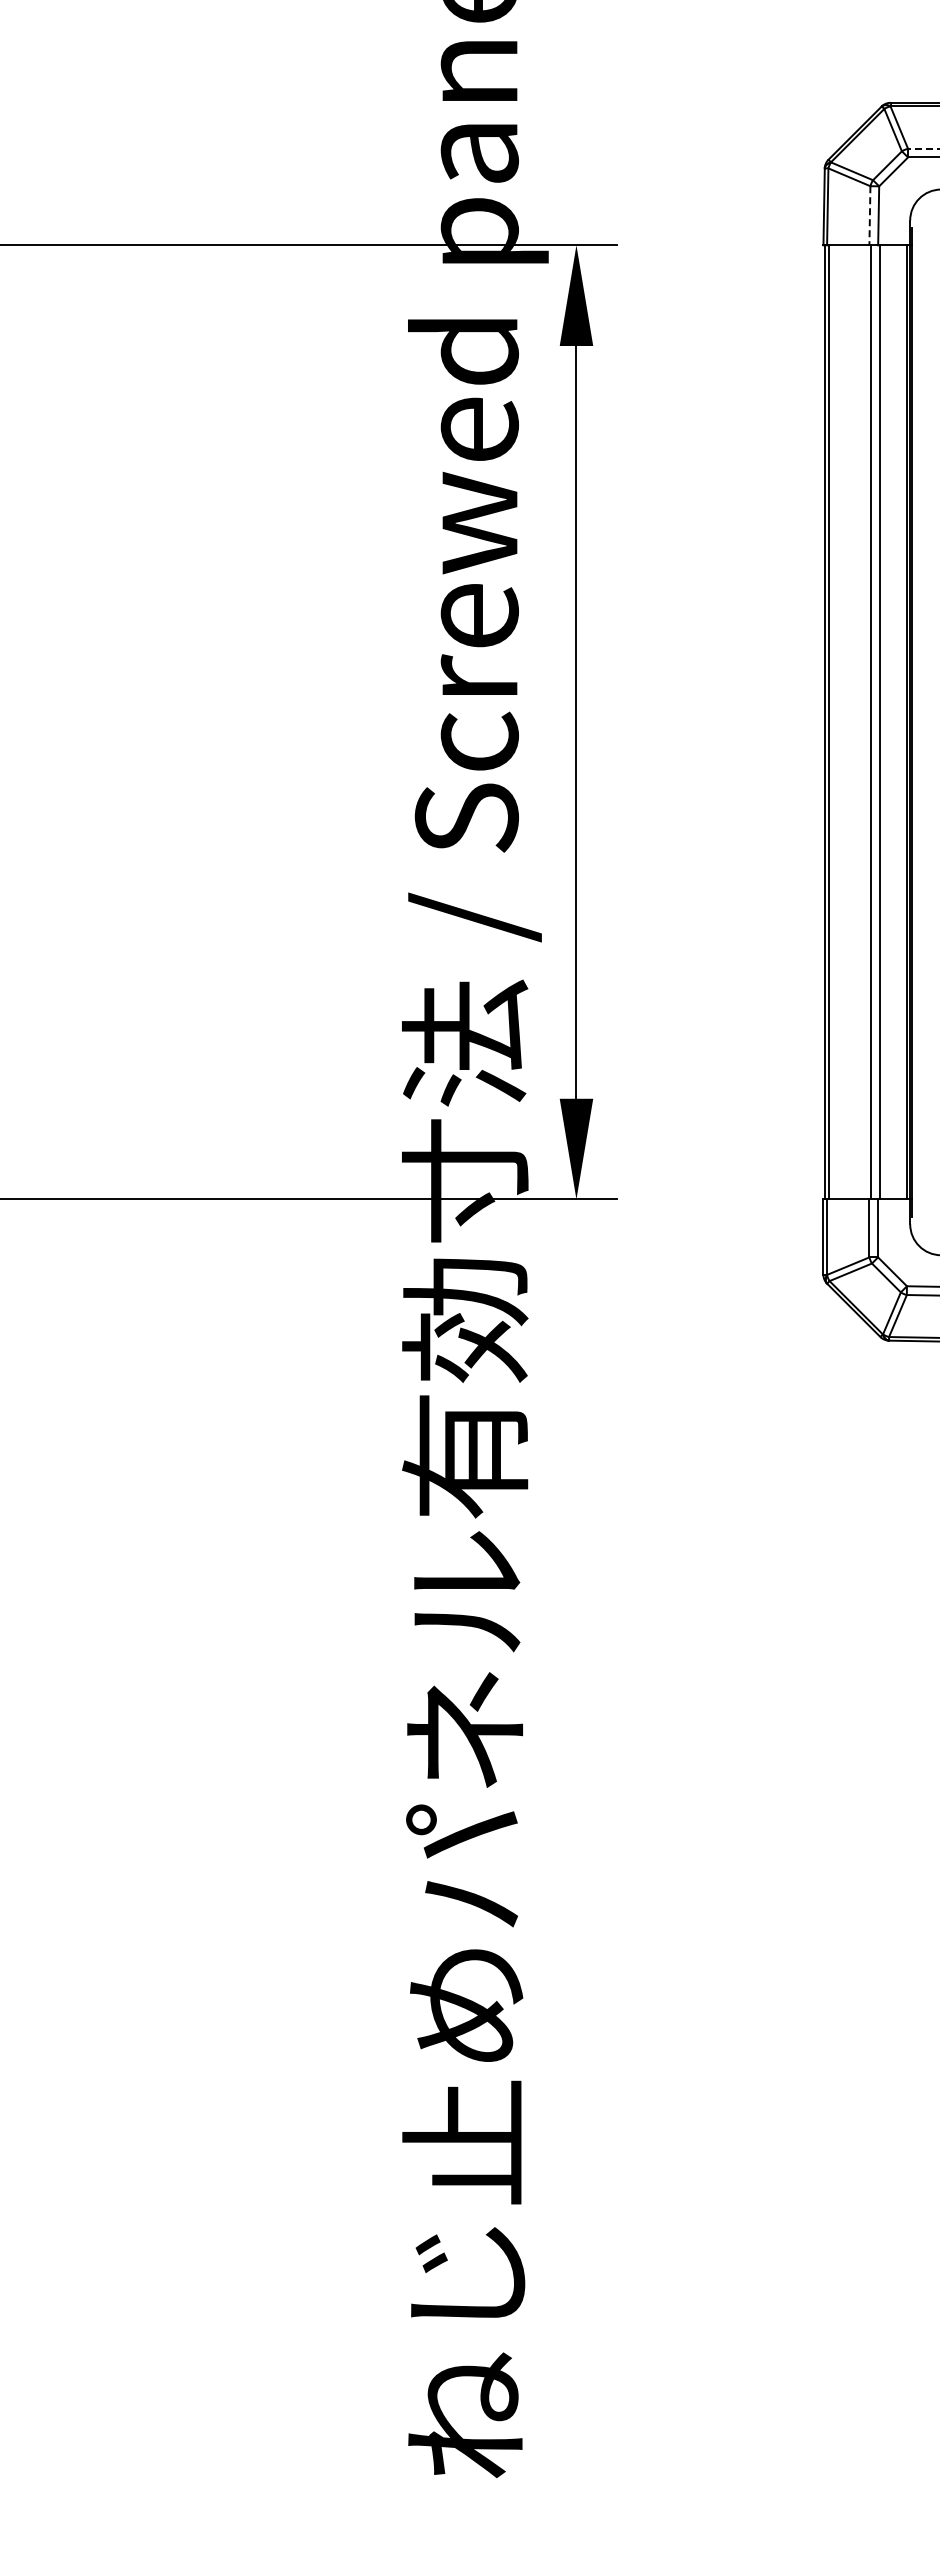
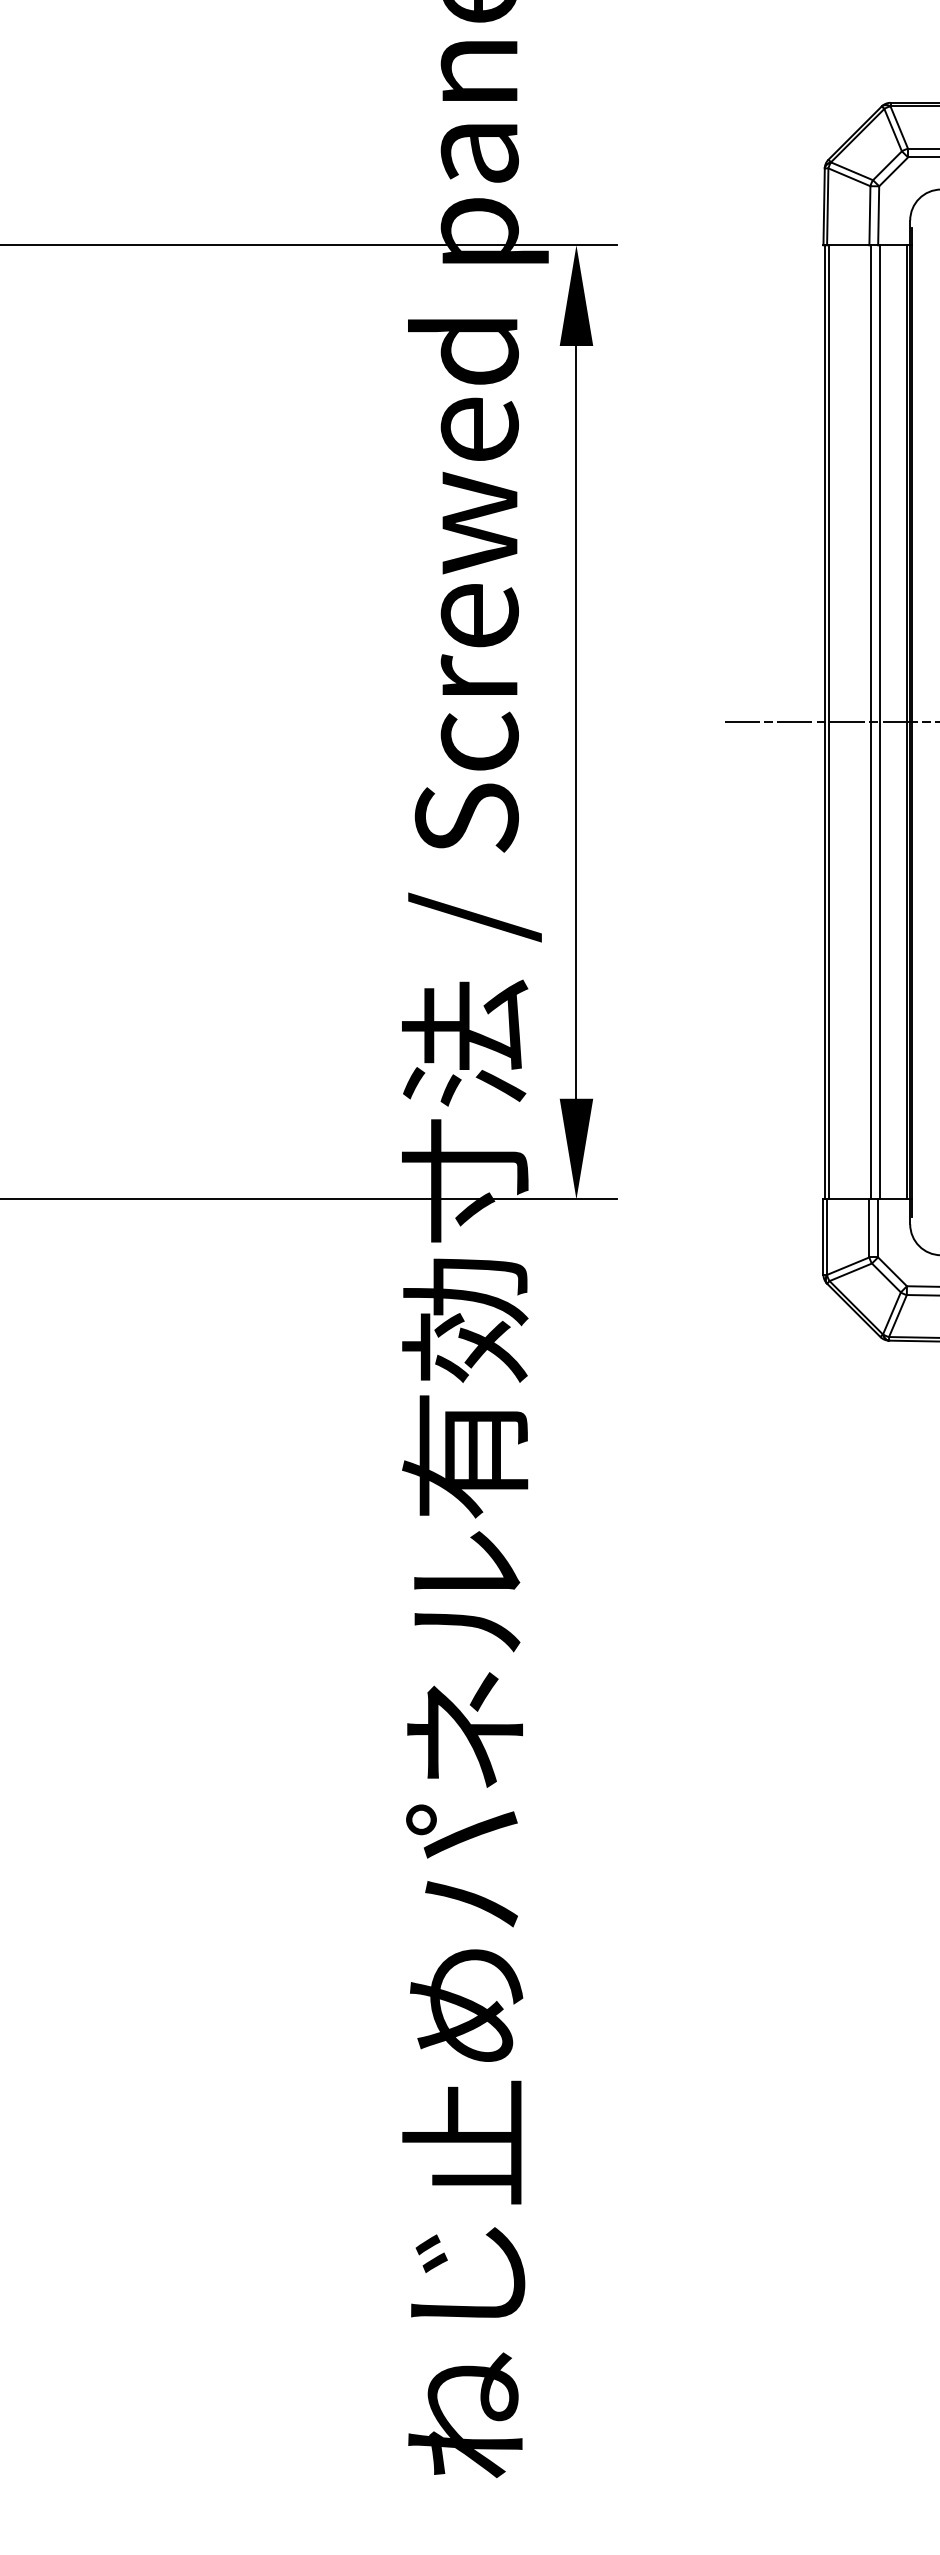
line: dashed -> solid (923, 148)
line: dashed -> solid (869, 215)
line: none -> present (830, 722)
